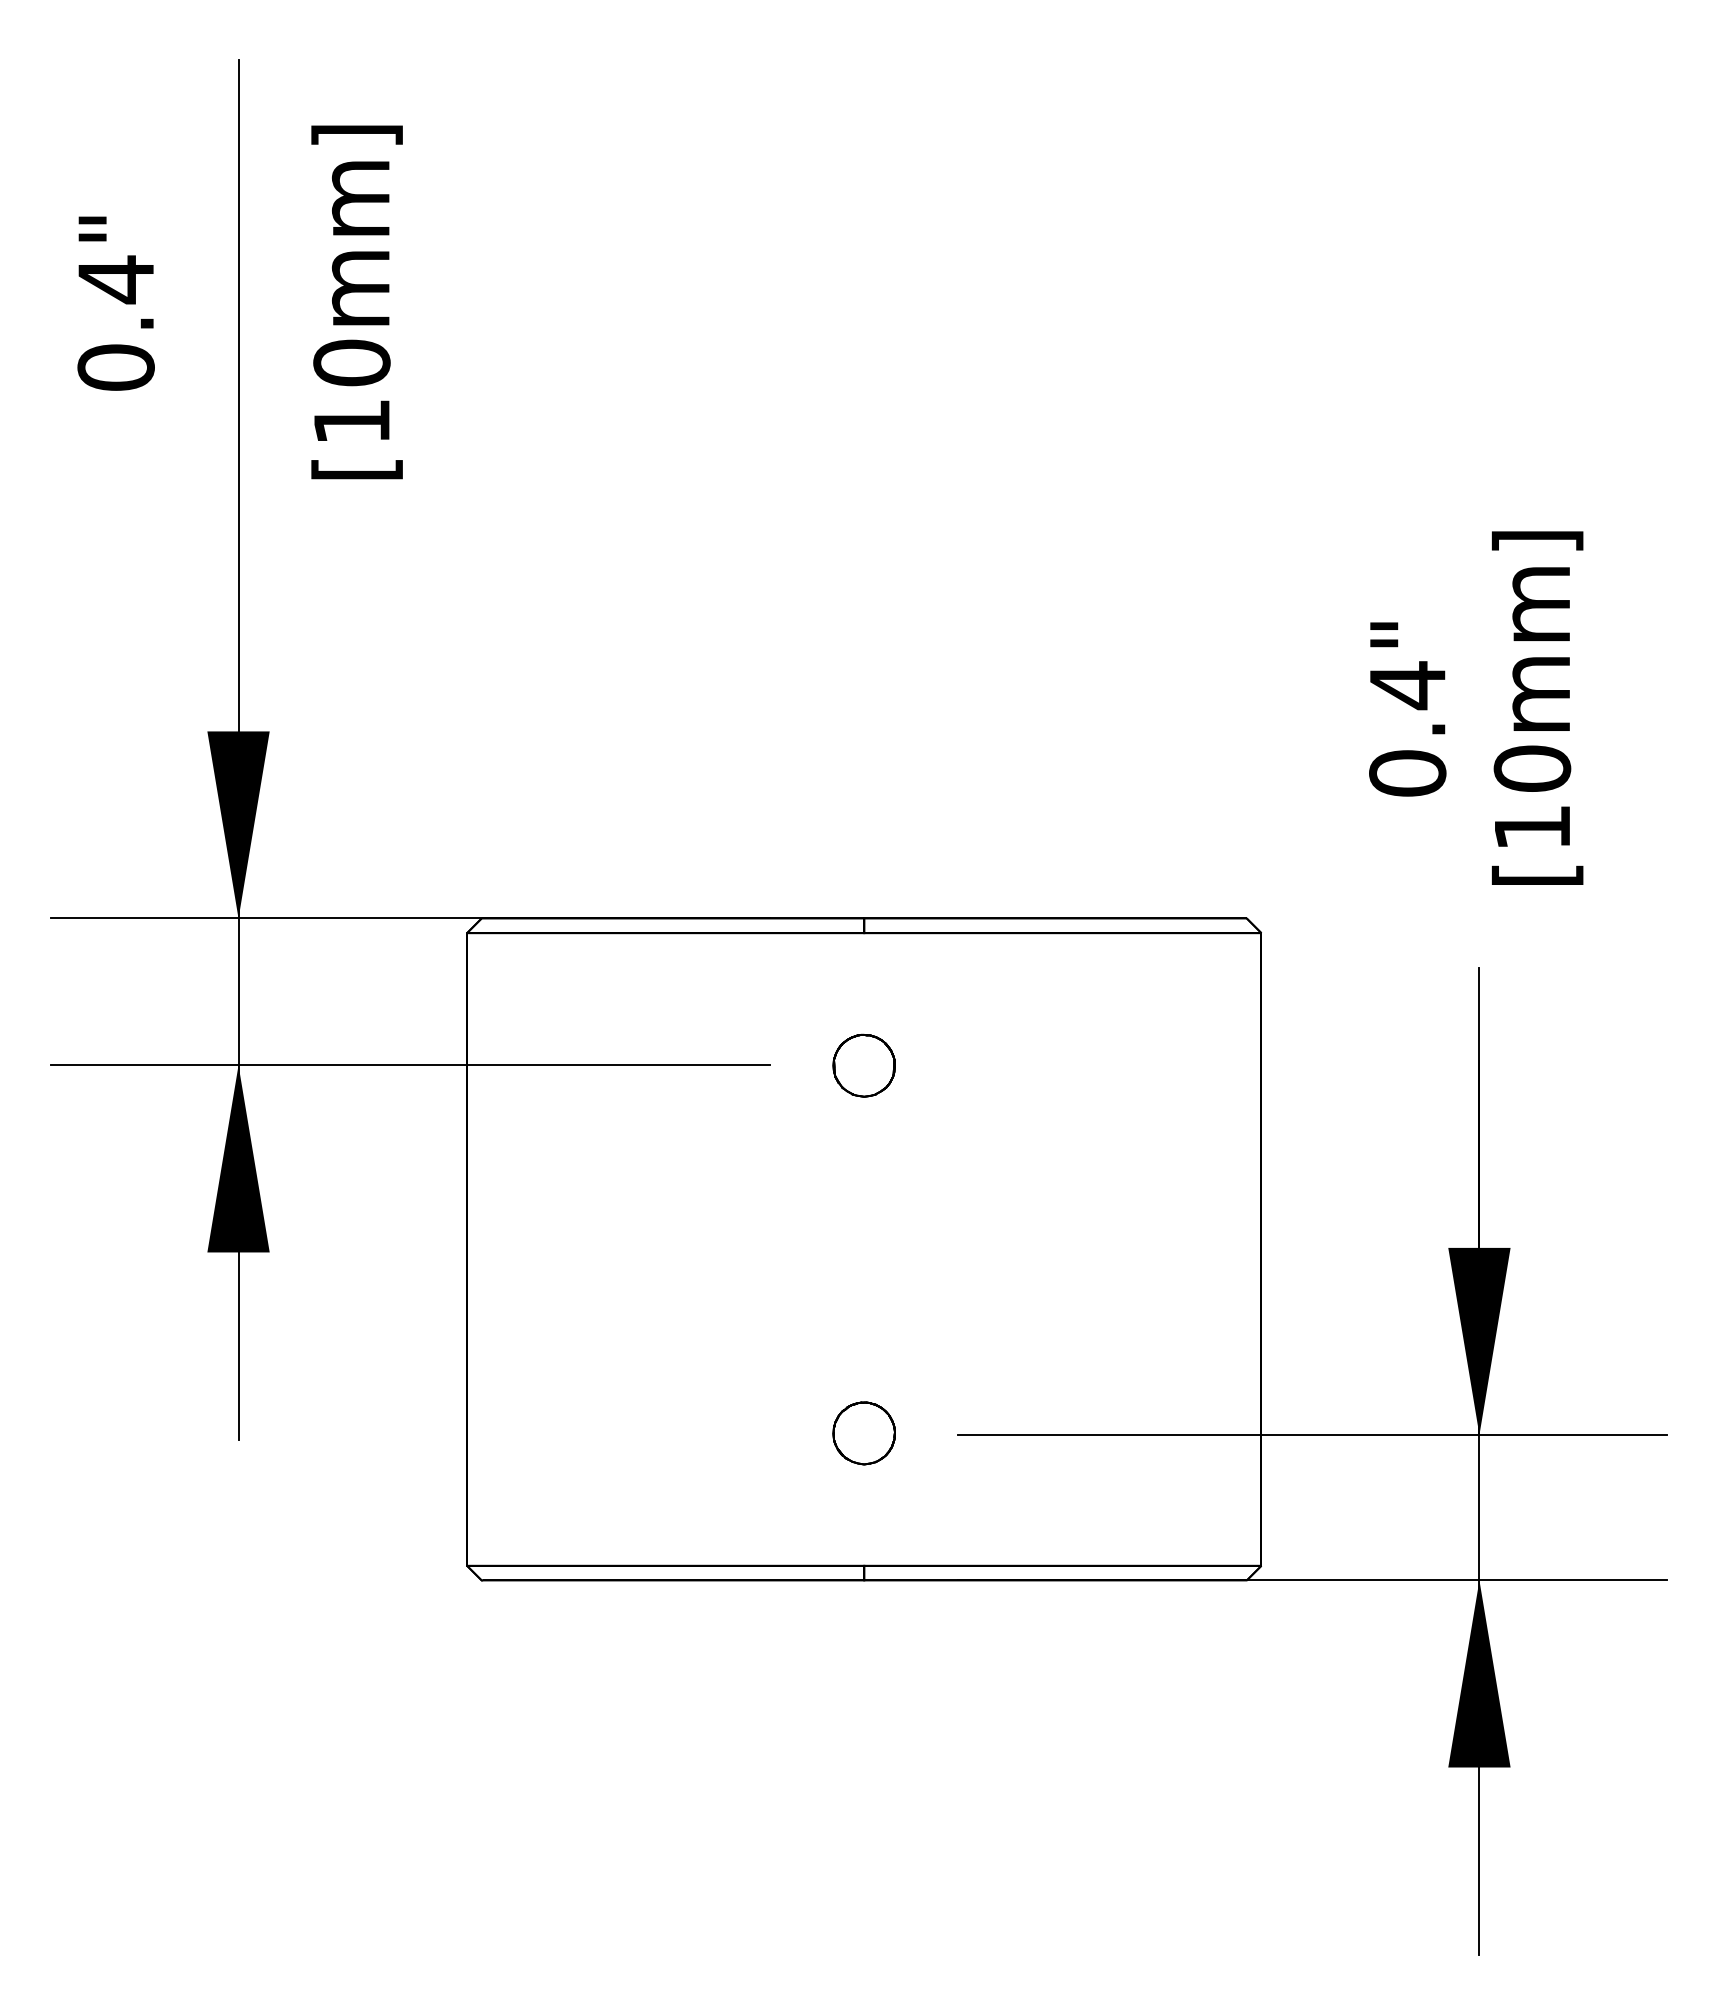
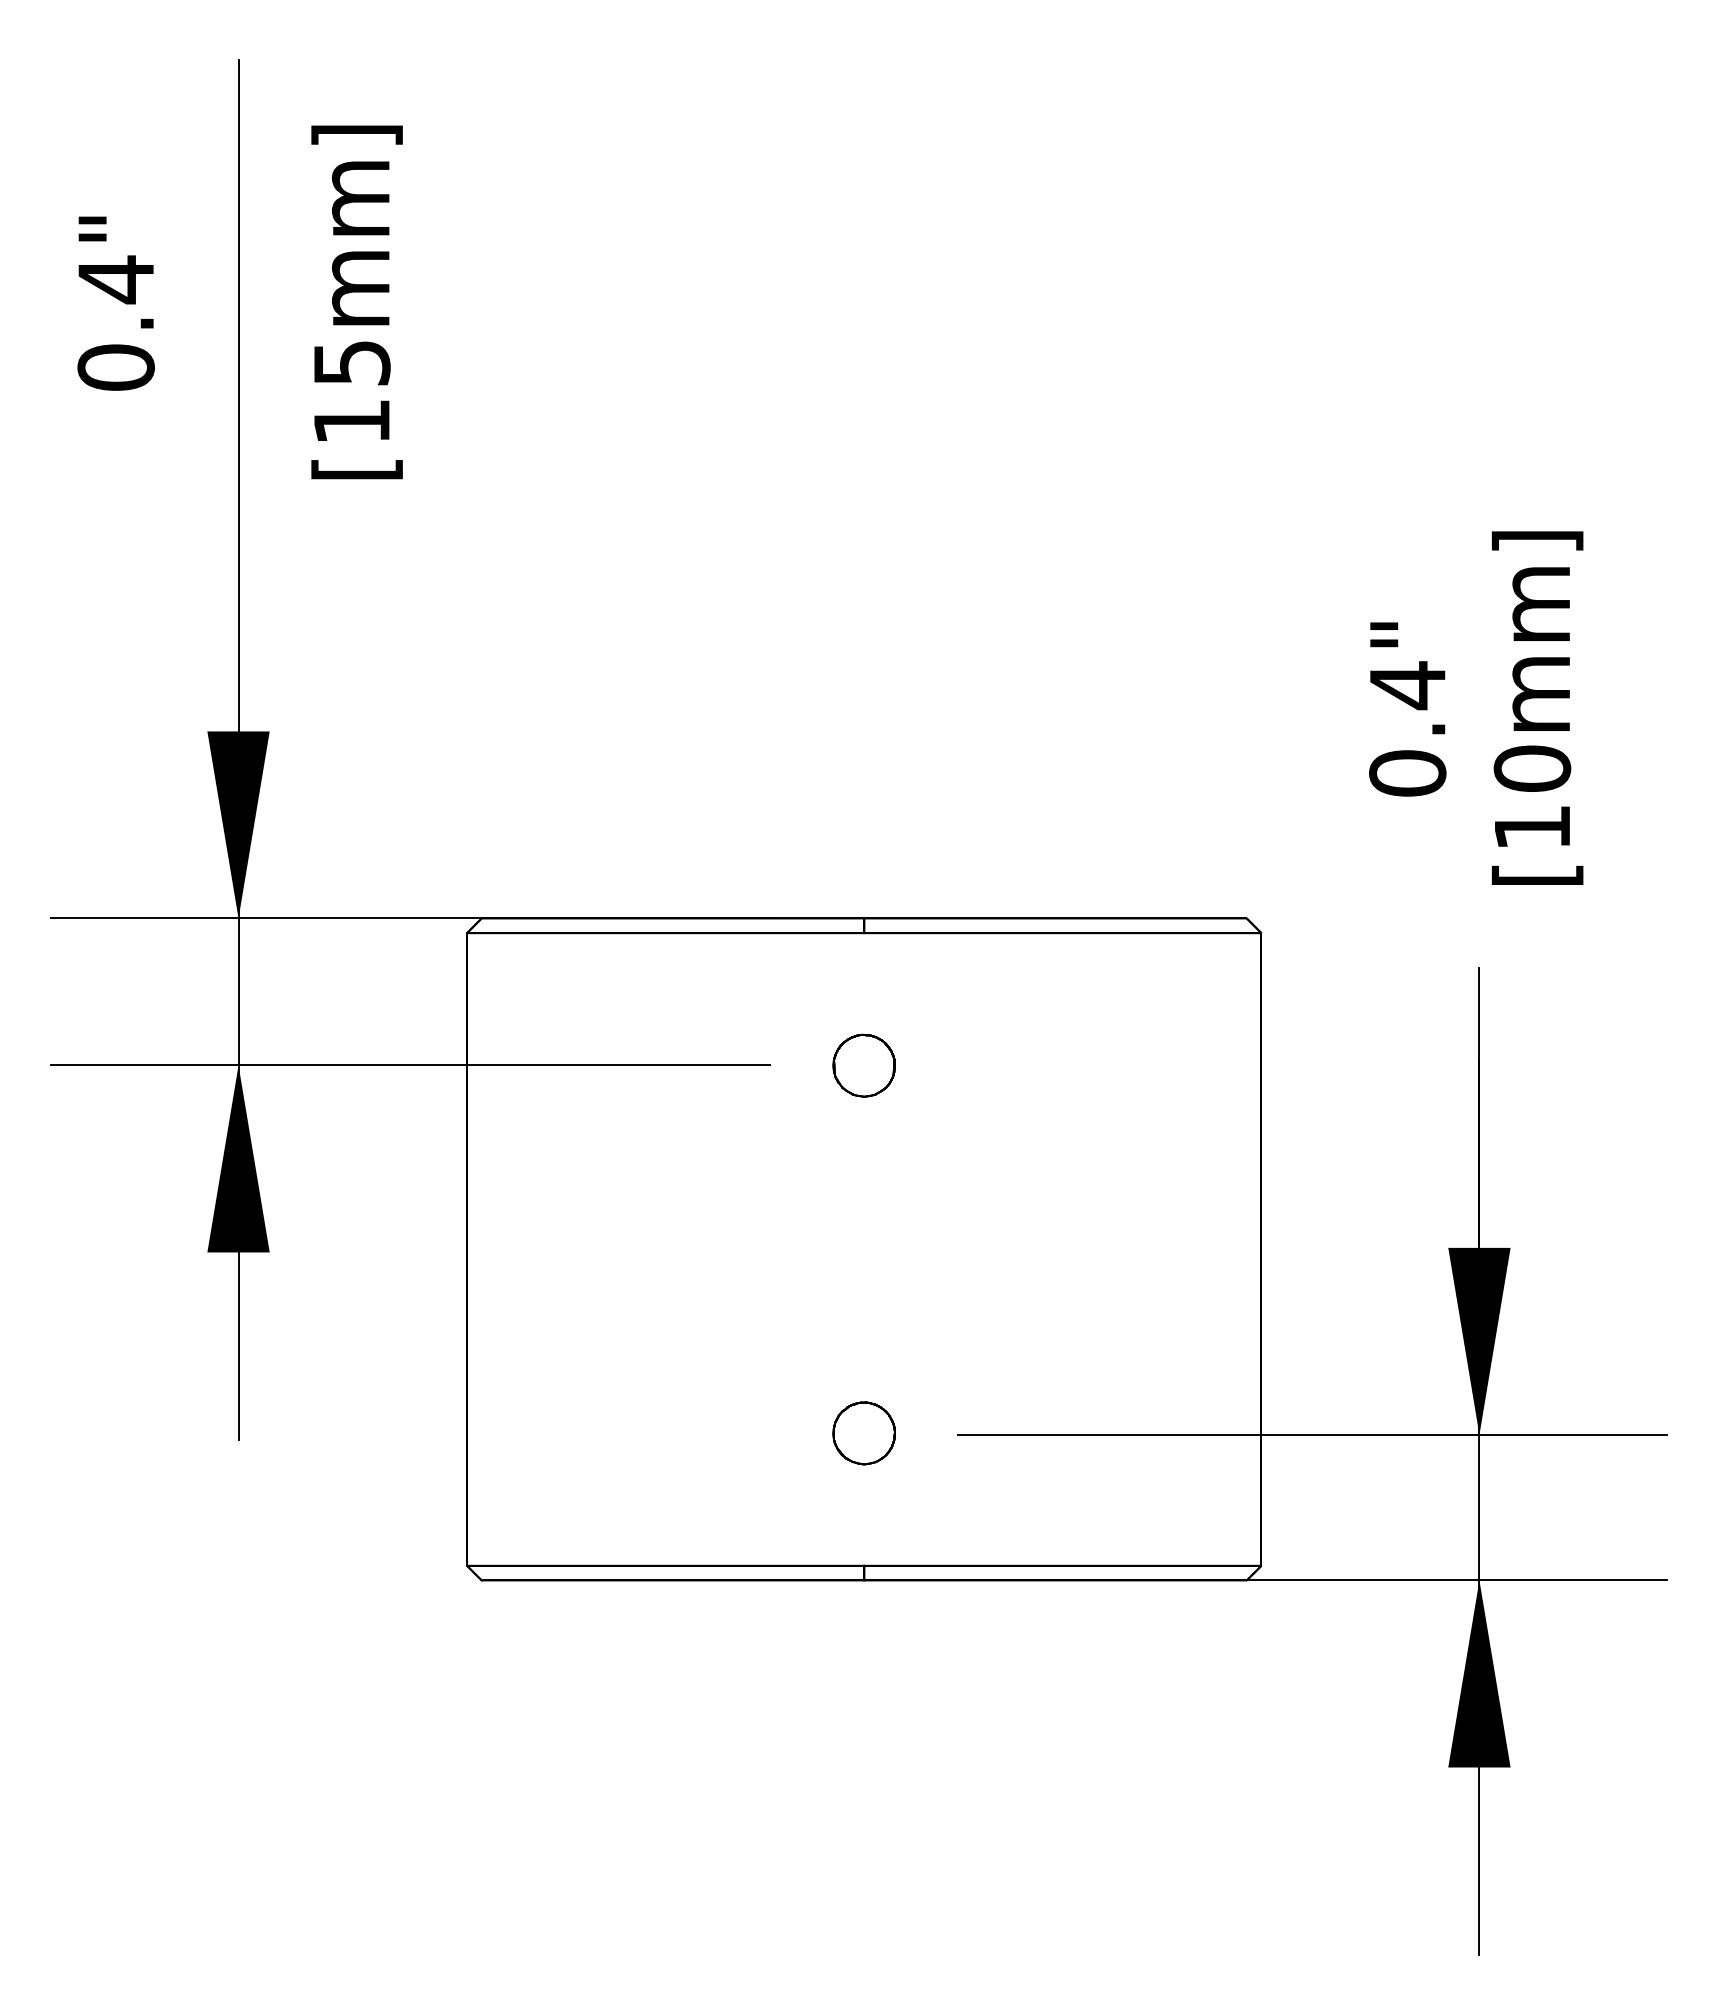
text: [10mm] -> [15mm] (351, 362)
